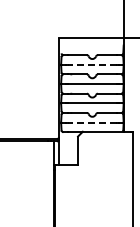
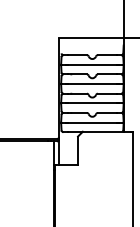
line: dashed -> solid (92, 64)
line: dashed -> solid (92, 122)
